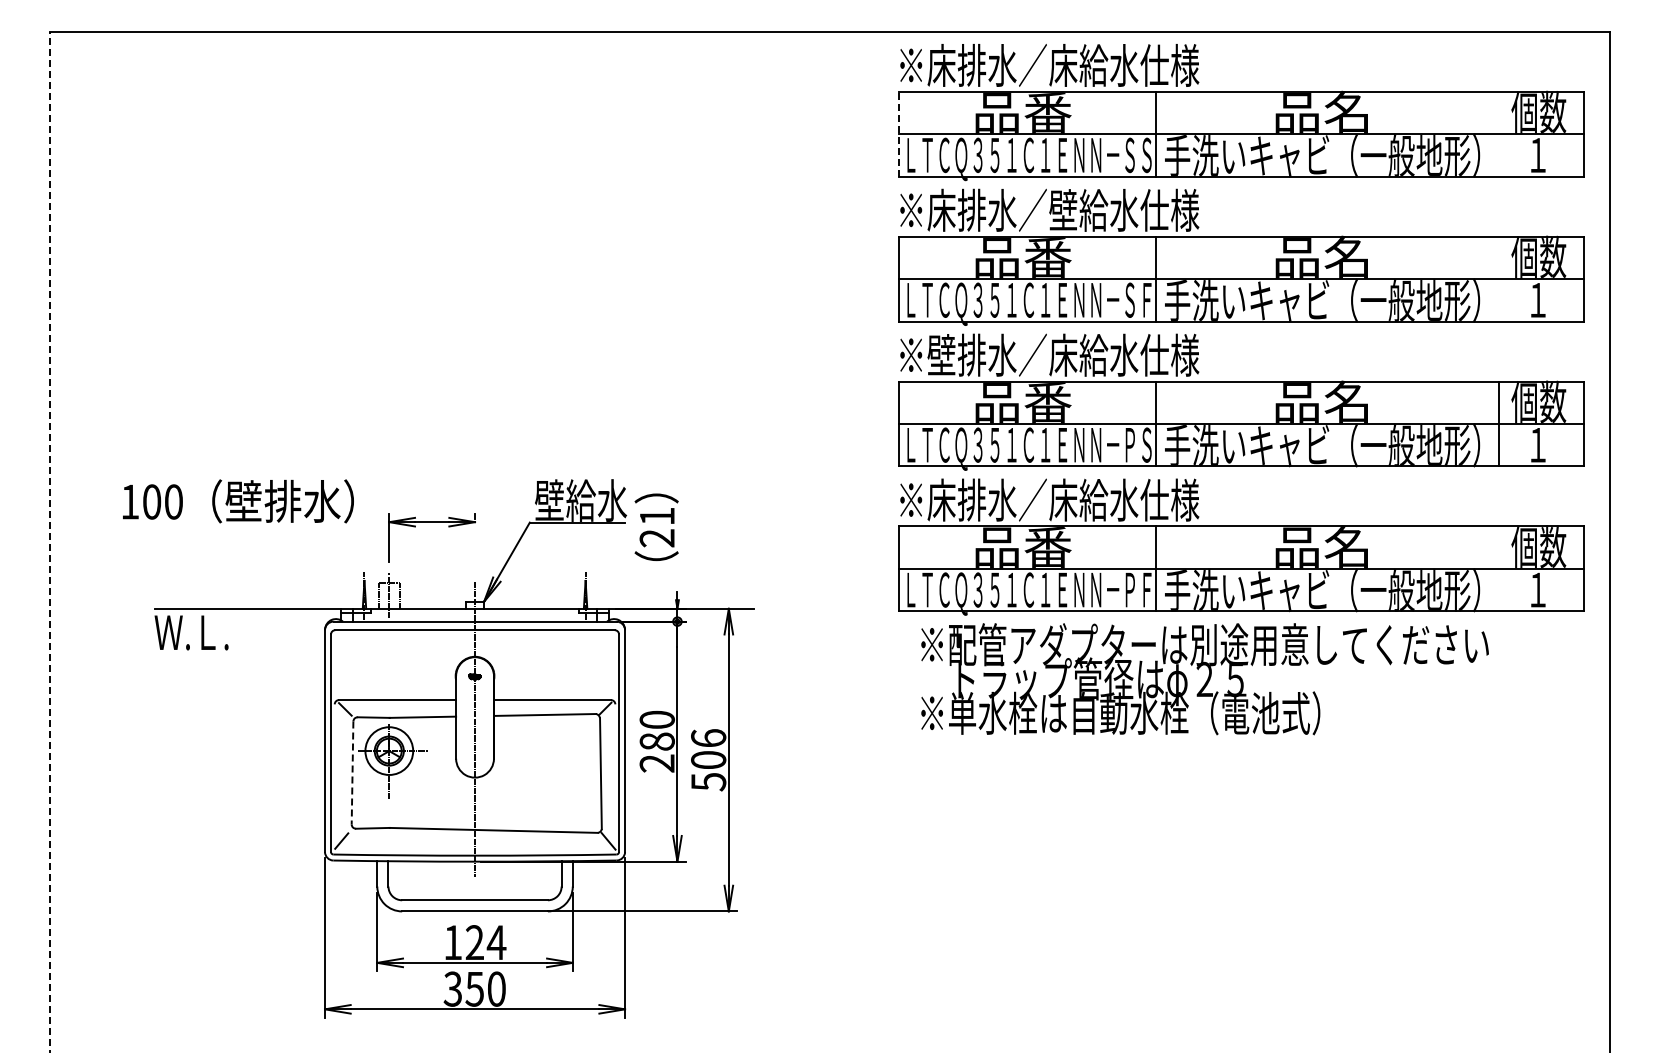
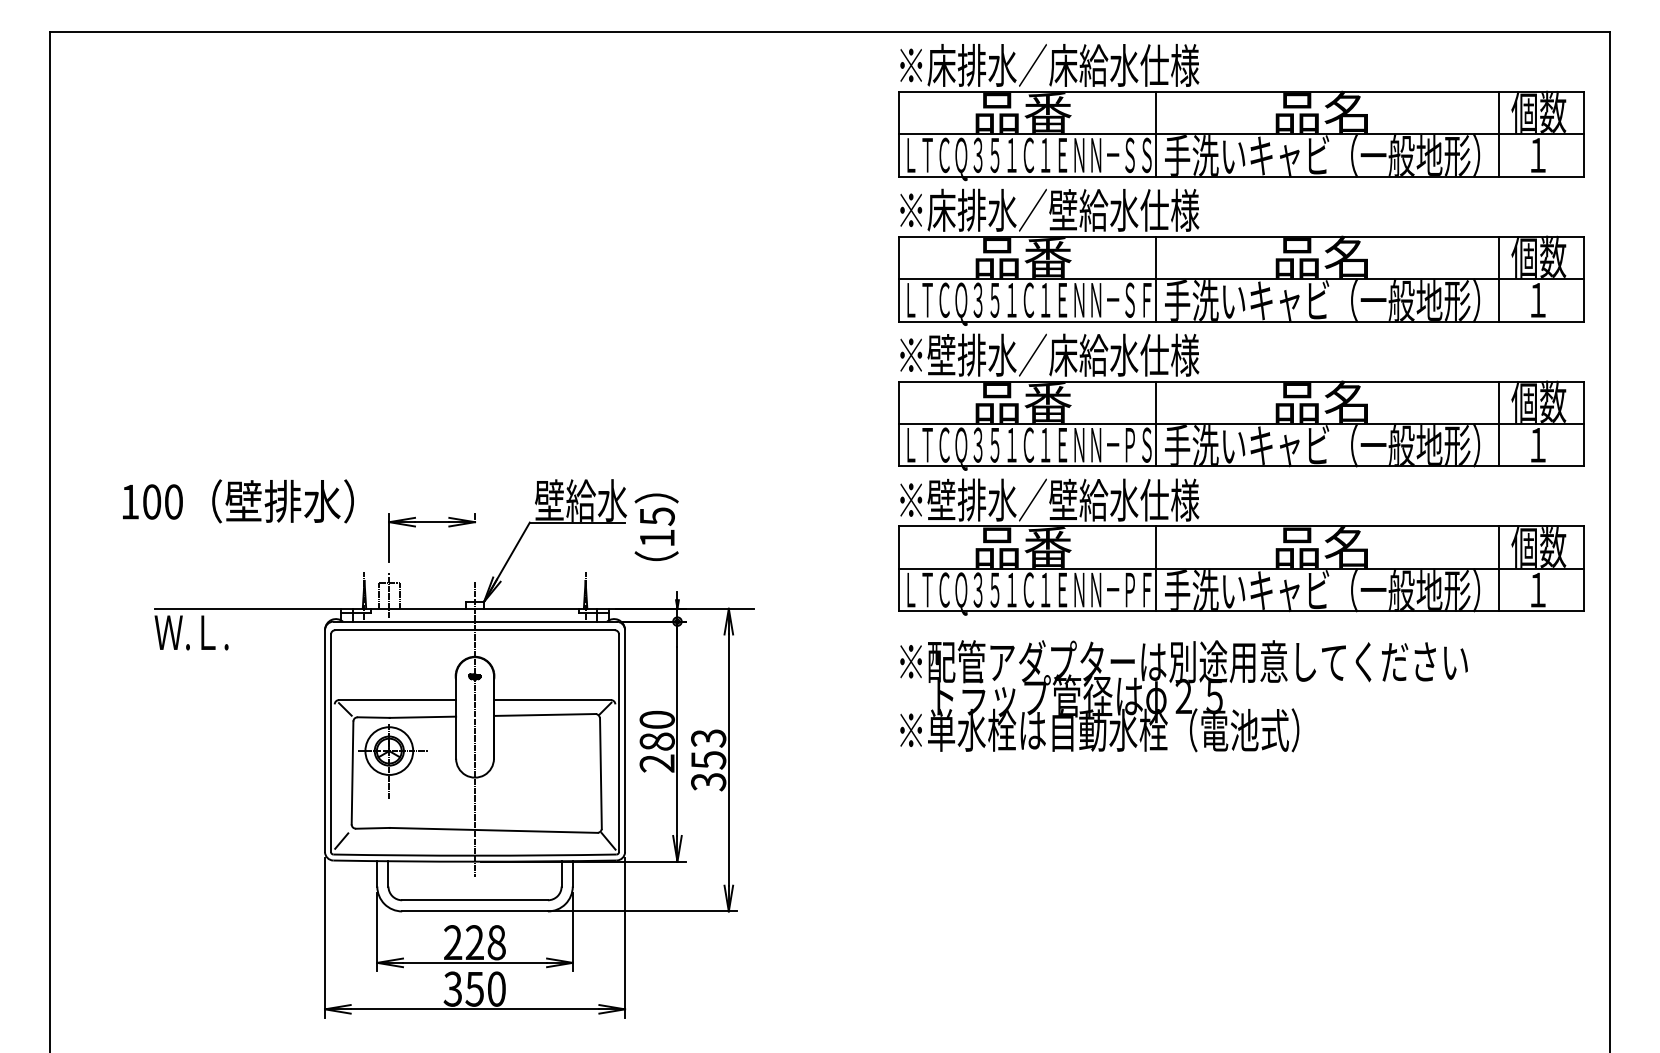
line: dashed -> solid (898, 133)
line: none -> present (1498, 133)
line: none -> present (1498, 278)
text: ※床排水／床給水仕様 -> ※壁排水／壁給水仕様 (1002, 499)
text: 21 -> 15 (656, 527)
line: dashed -> solid (49, 541)
line: none -> present (1498, 568)
text position: (1204, 679) -> (1183, 696) (1183, 696)
text: 506 -> 353 (708, 760)
line: dashed -> solid (352, 773)
text: 124 -> 228 (475, 942)
